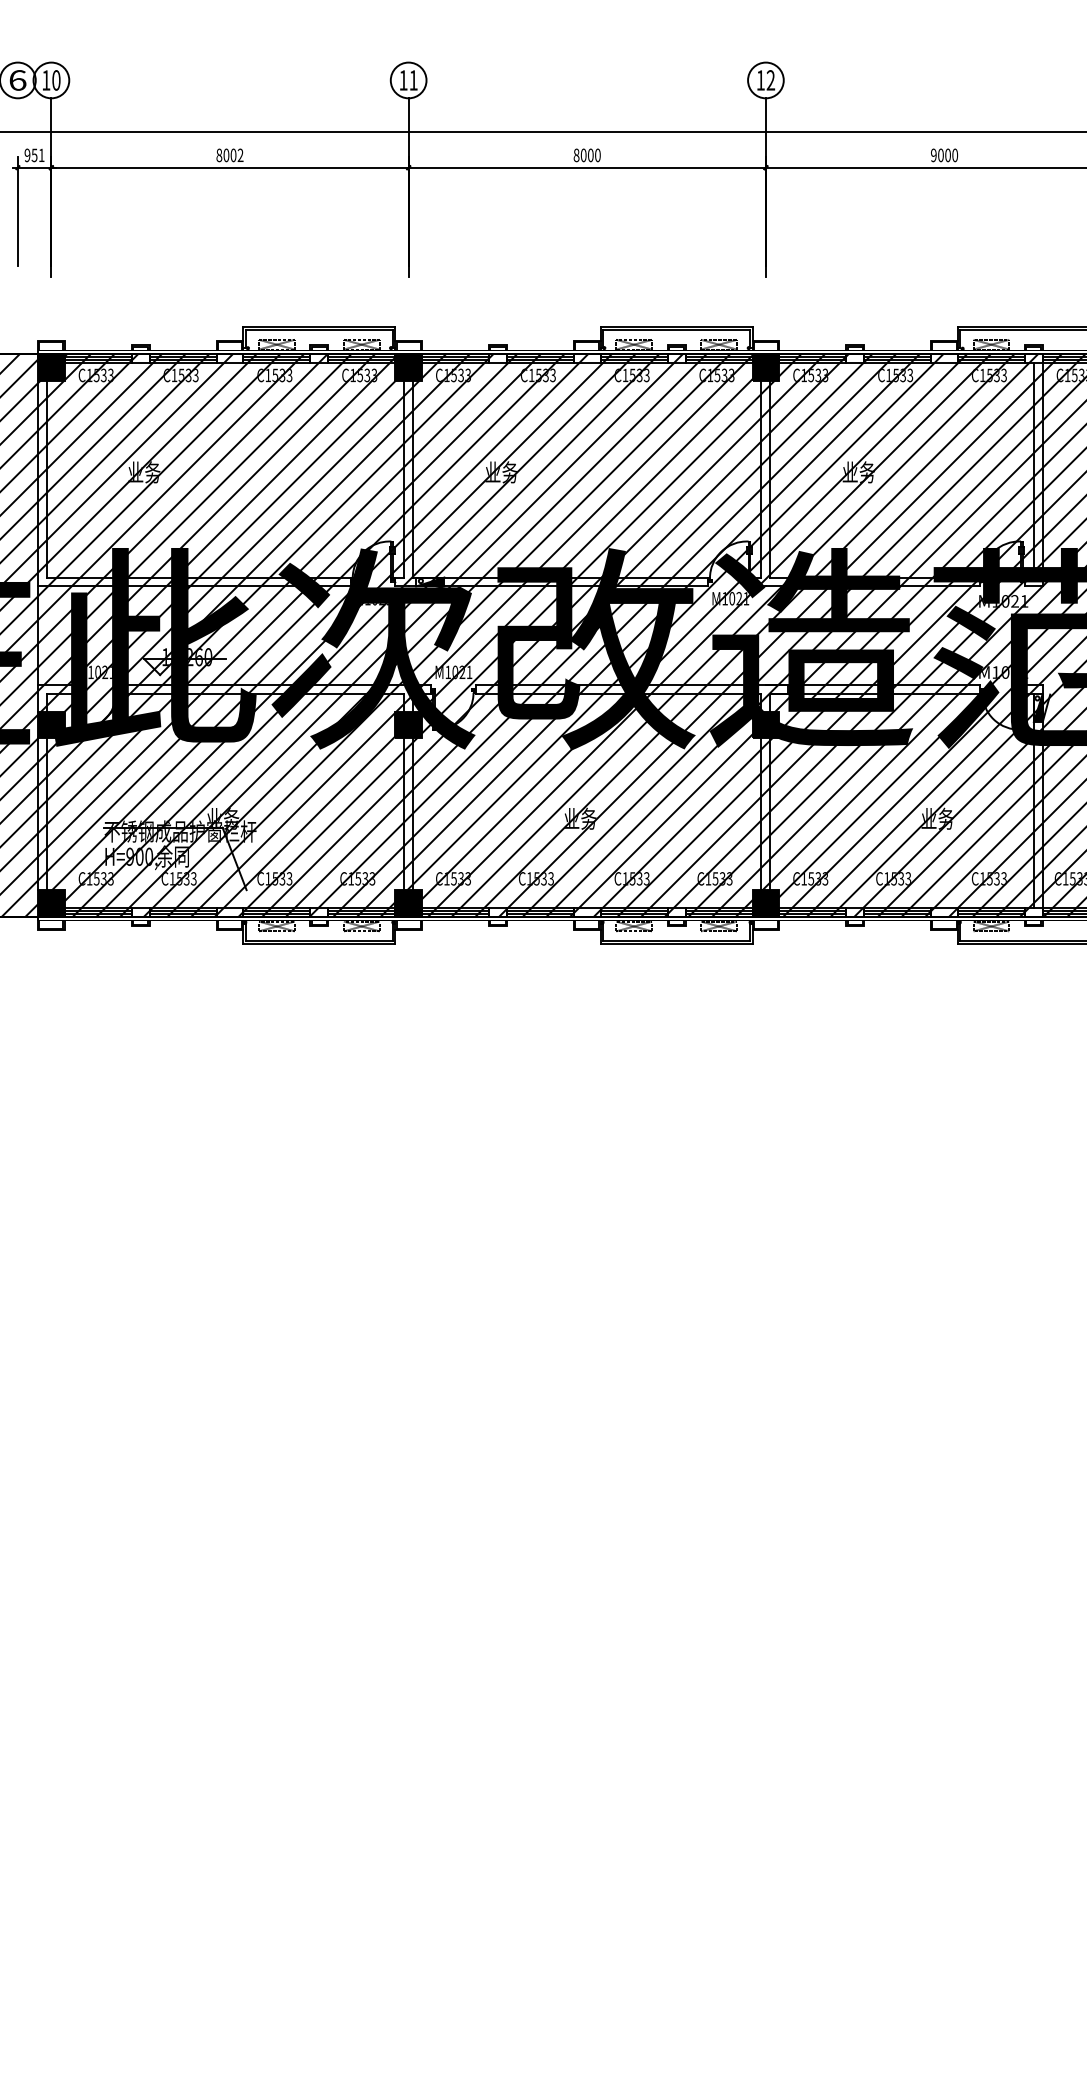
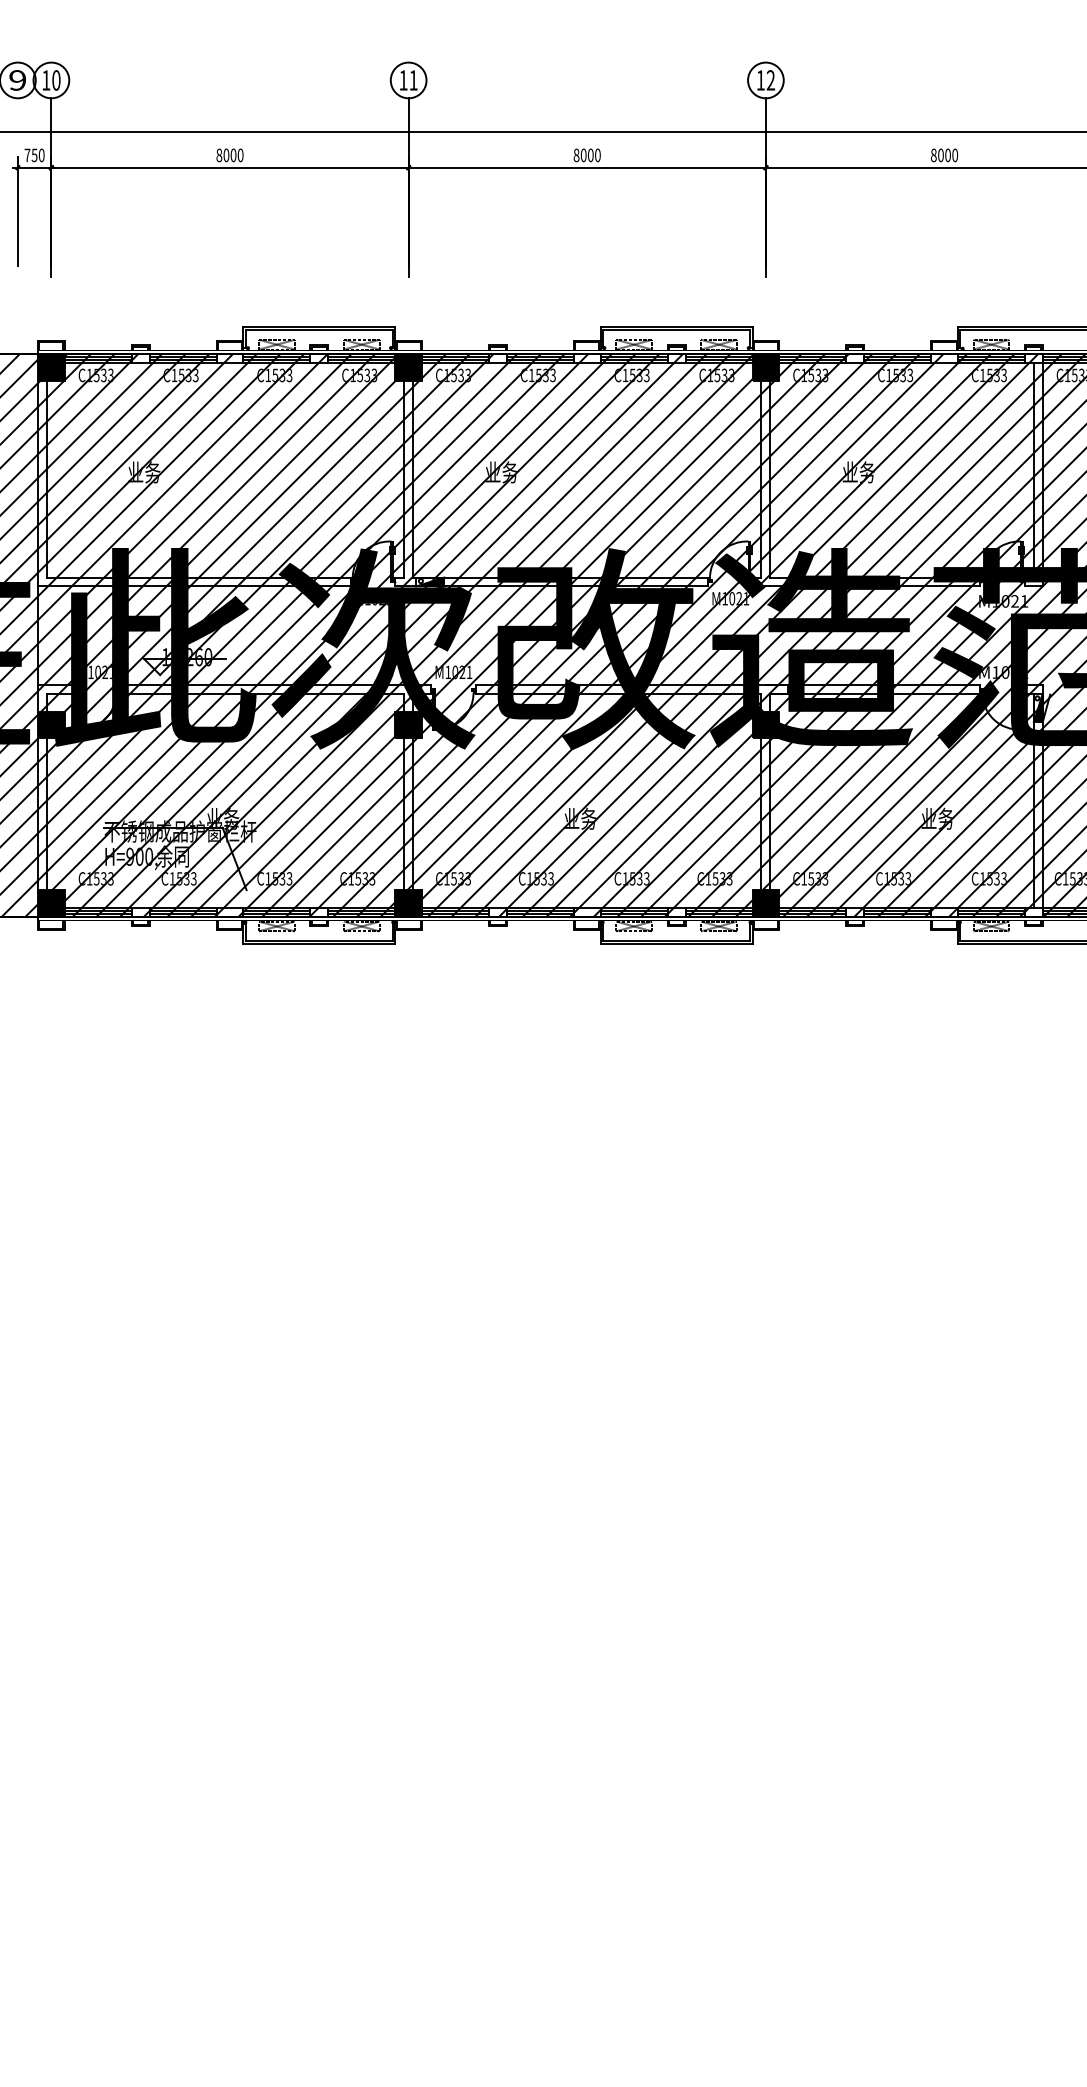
text: 6 -> 9 (17, 80)
text: 951 -> 750 (34, 155)
text: 8002 -> 8000 (240, 155)
text: 9000 -> 8000 (933, 155)
